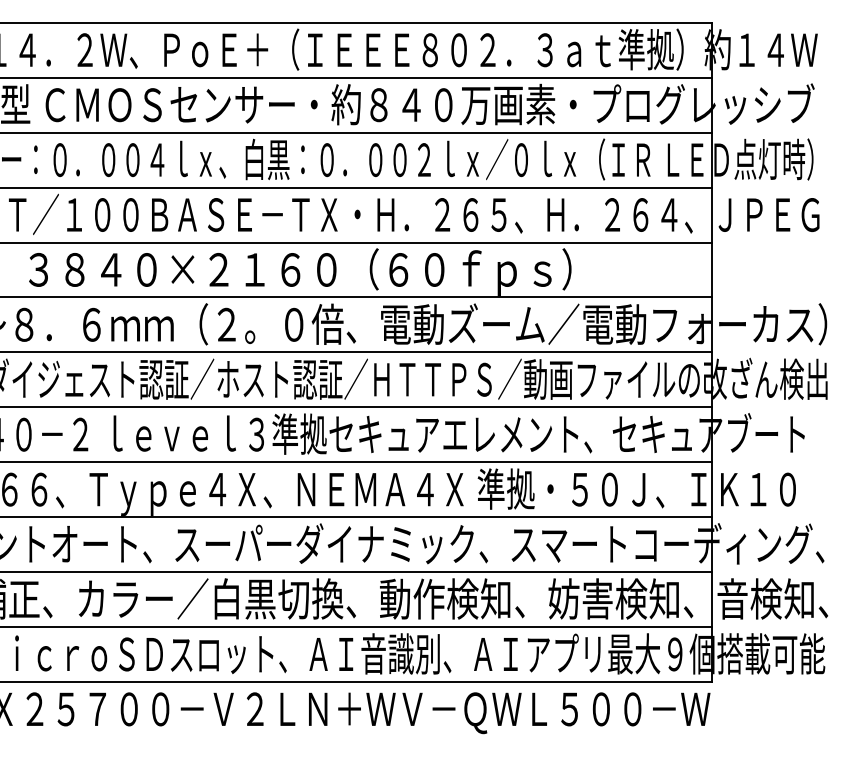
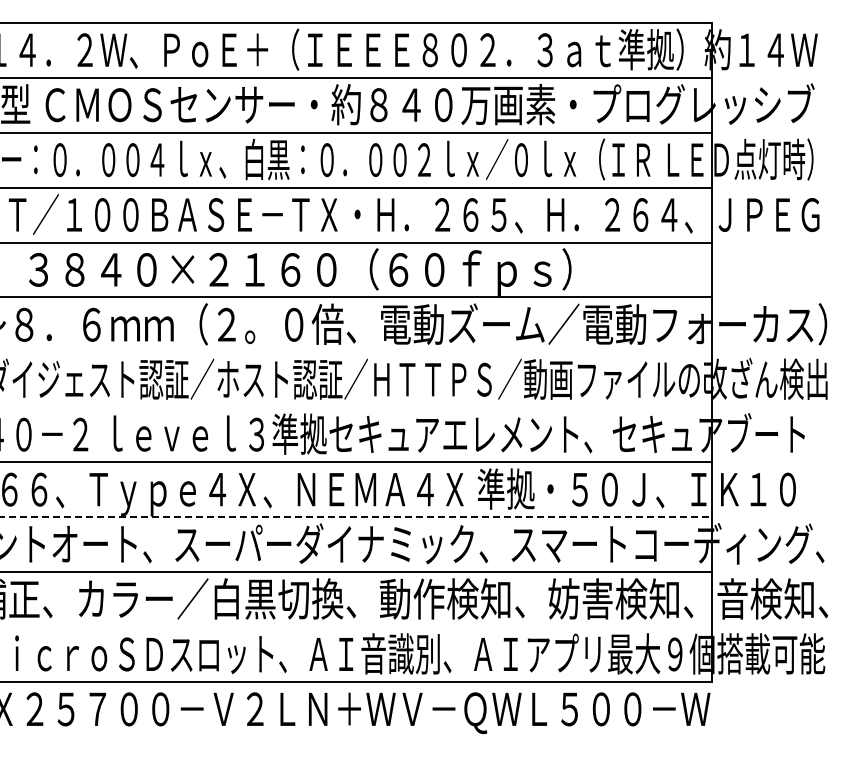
line: present -> none (356, 352)
line: present -> none (356, 407)
line: solid -> dashed (356, 517)
line: present -> none (356, 627)
